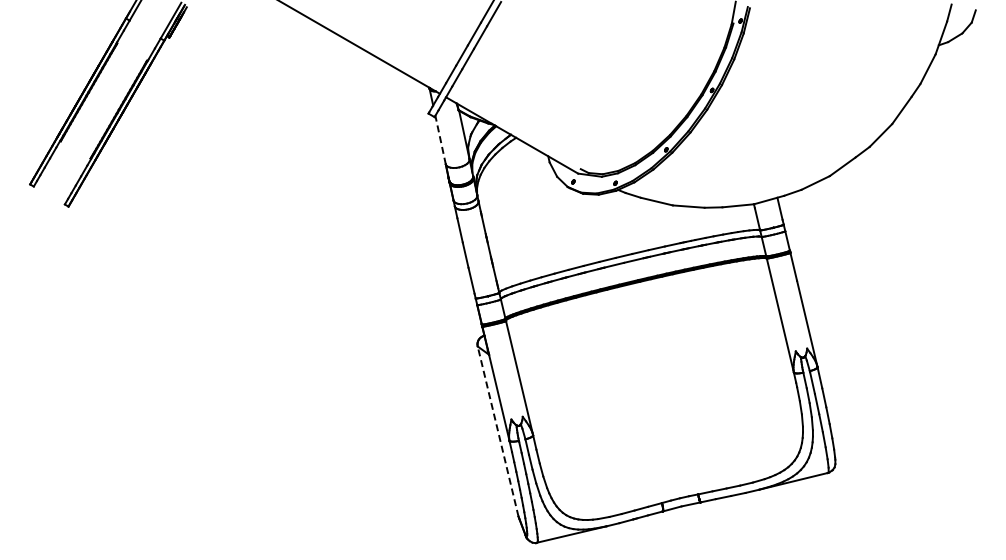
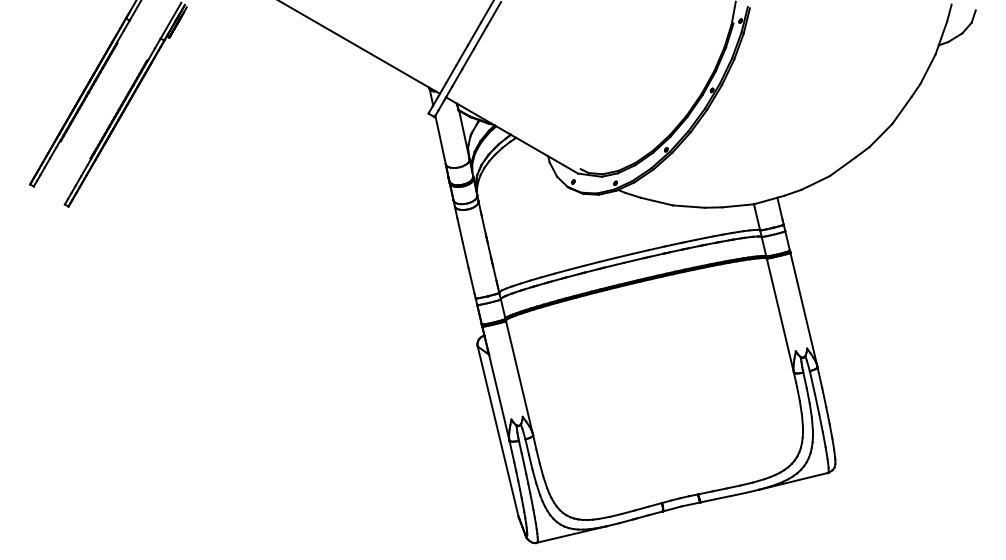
line: dashed -> solid (440, 140)
line: dashed -> solid (498, 431)
